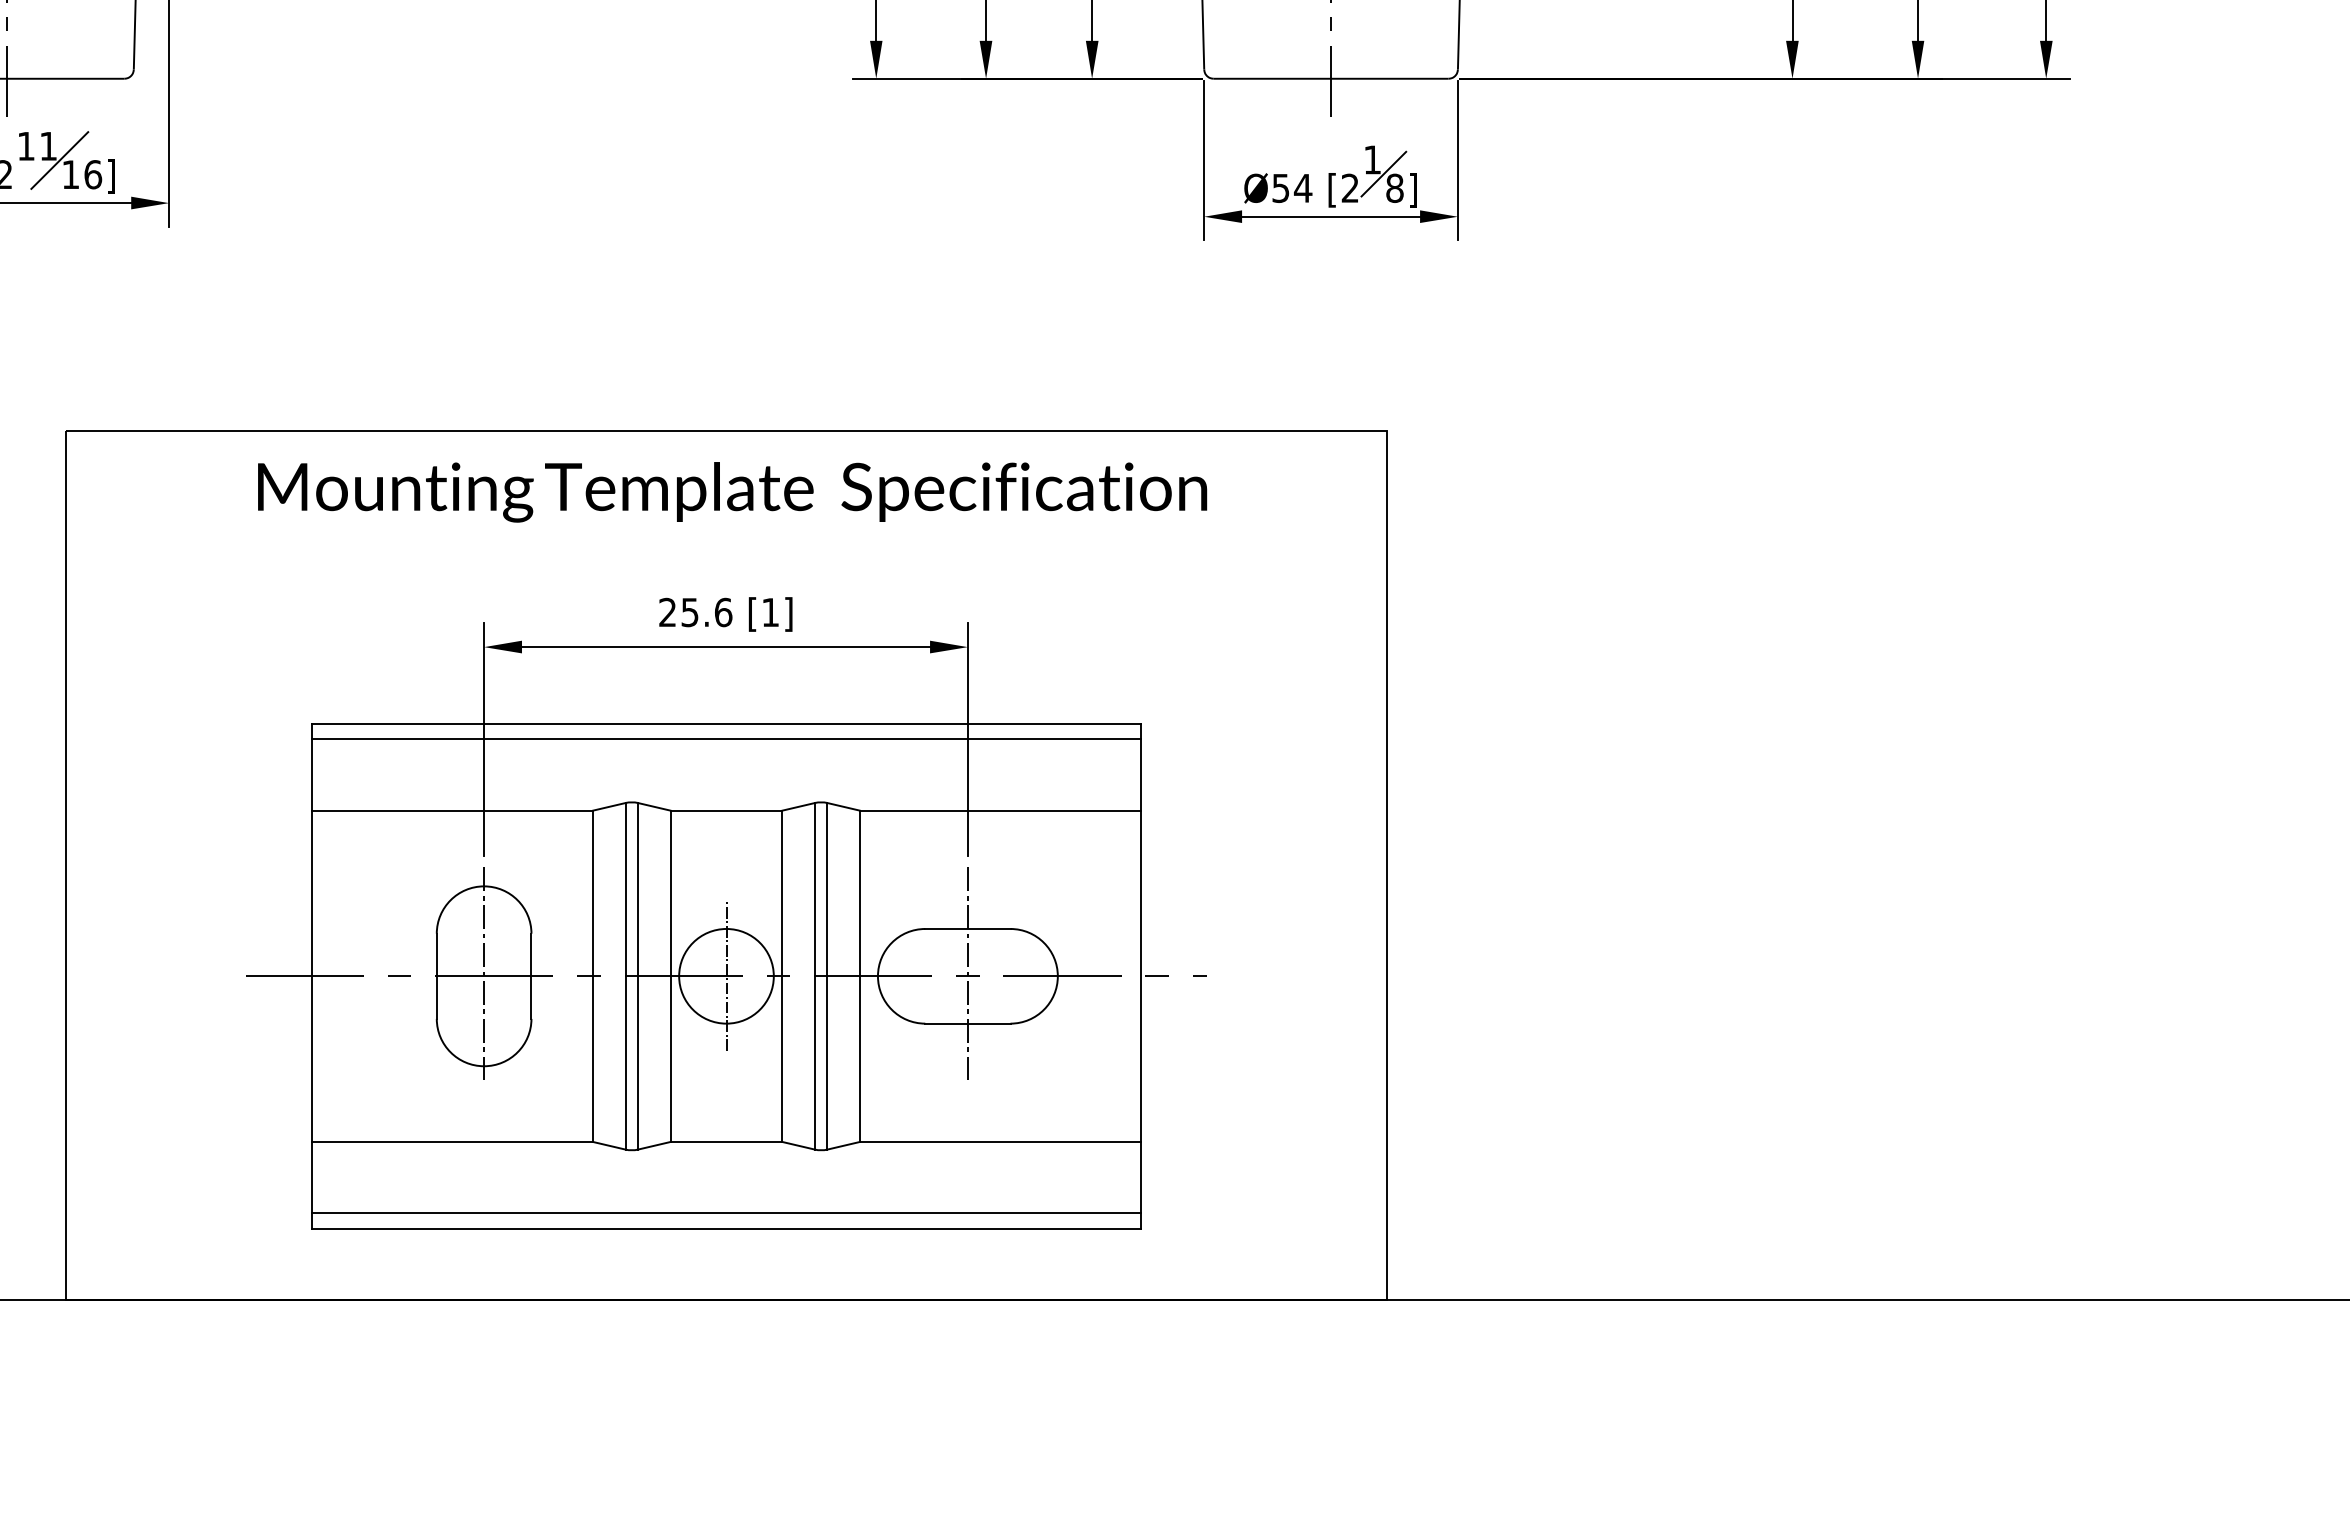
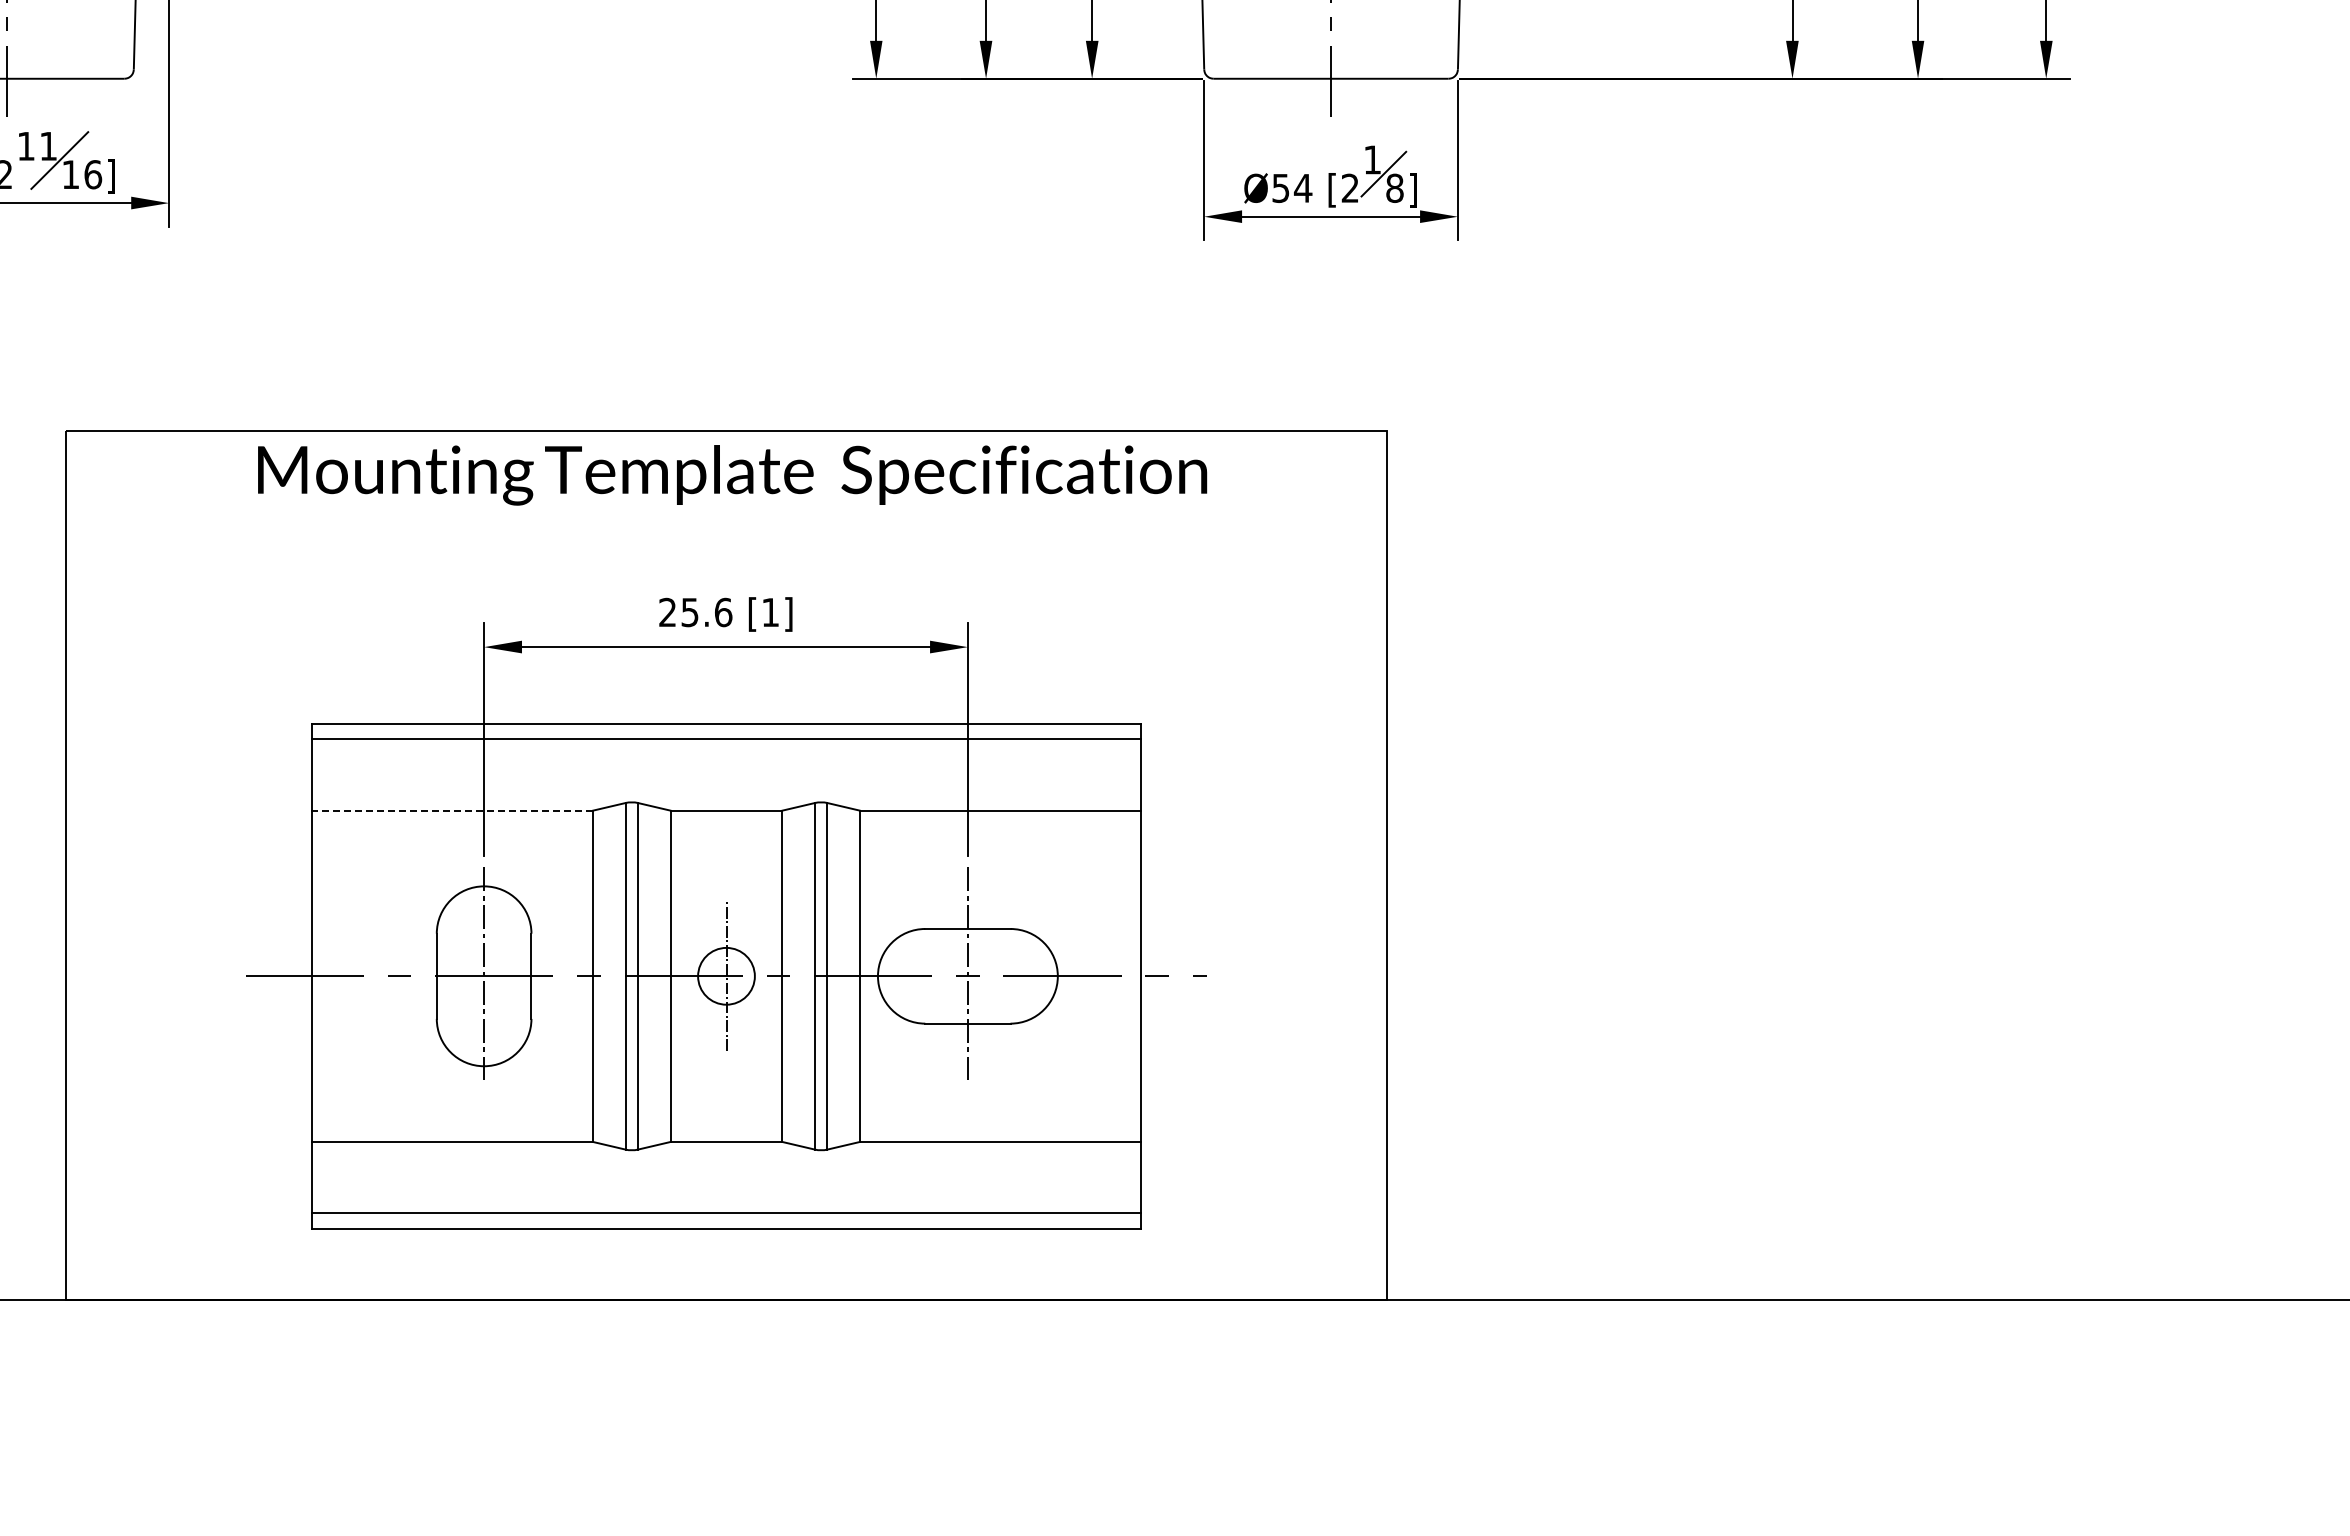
text position: (732, 492) -> (732, 475) (732, 475)
line: solid -> dashed (452, 810)
circle diameter: 95 px -> 57 px (726, 975)
